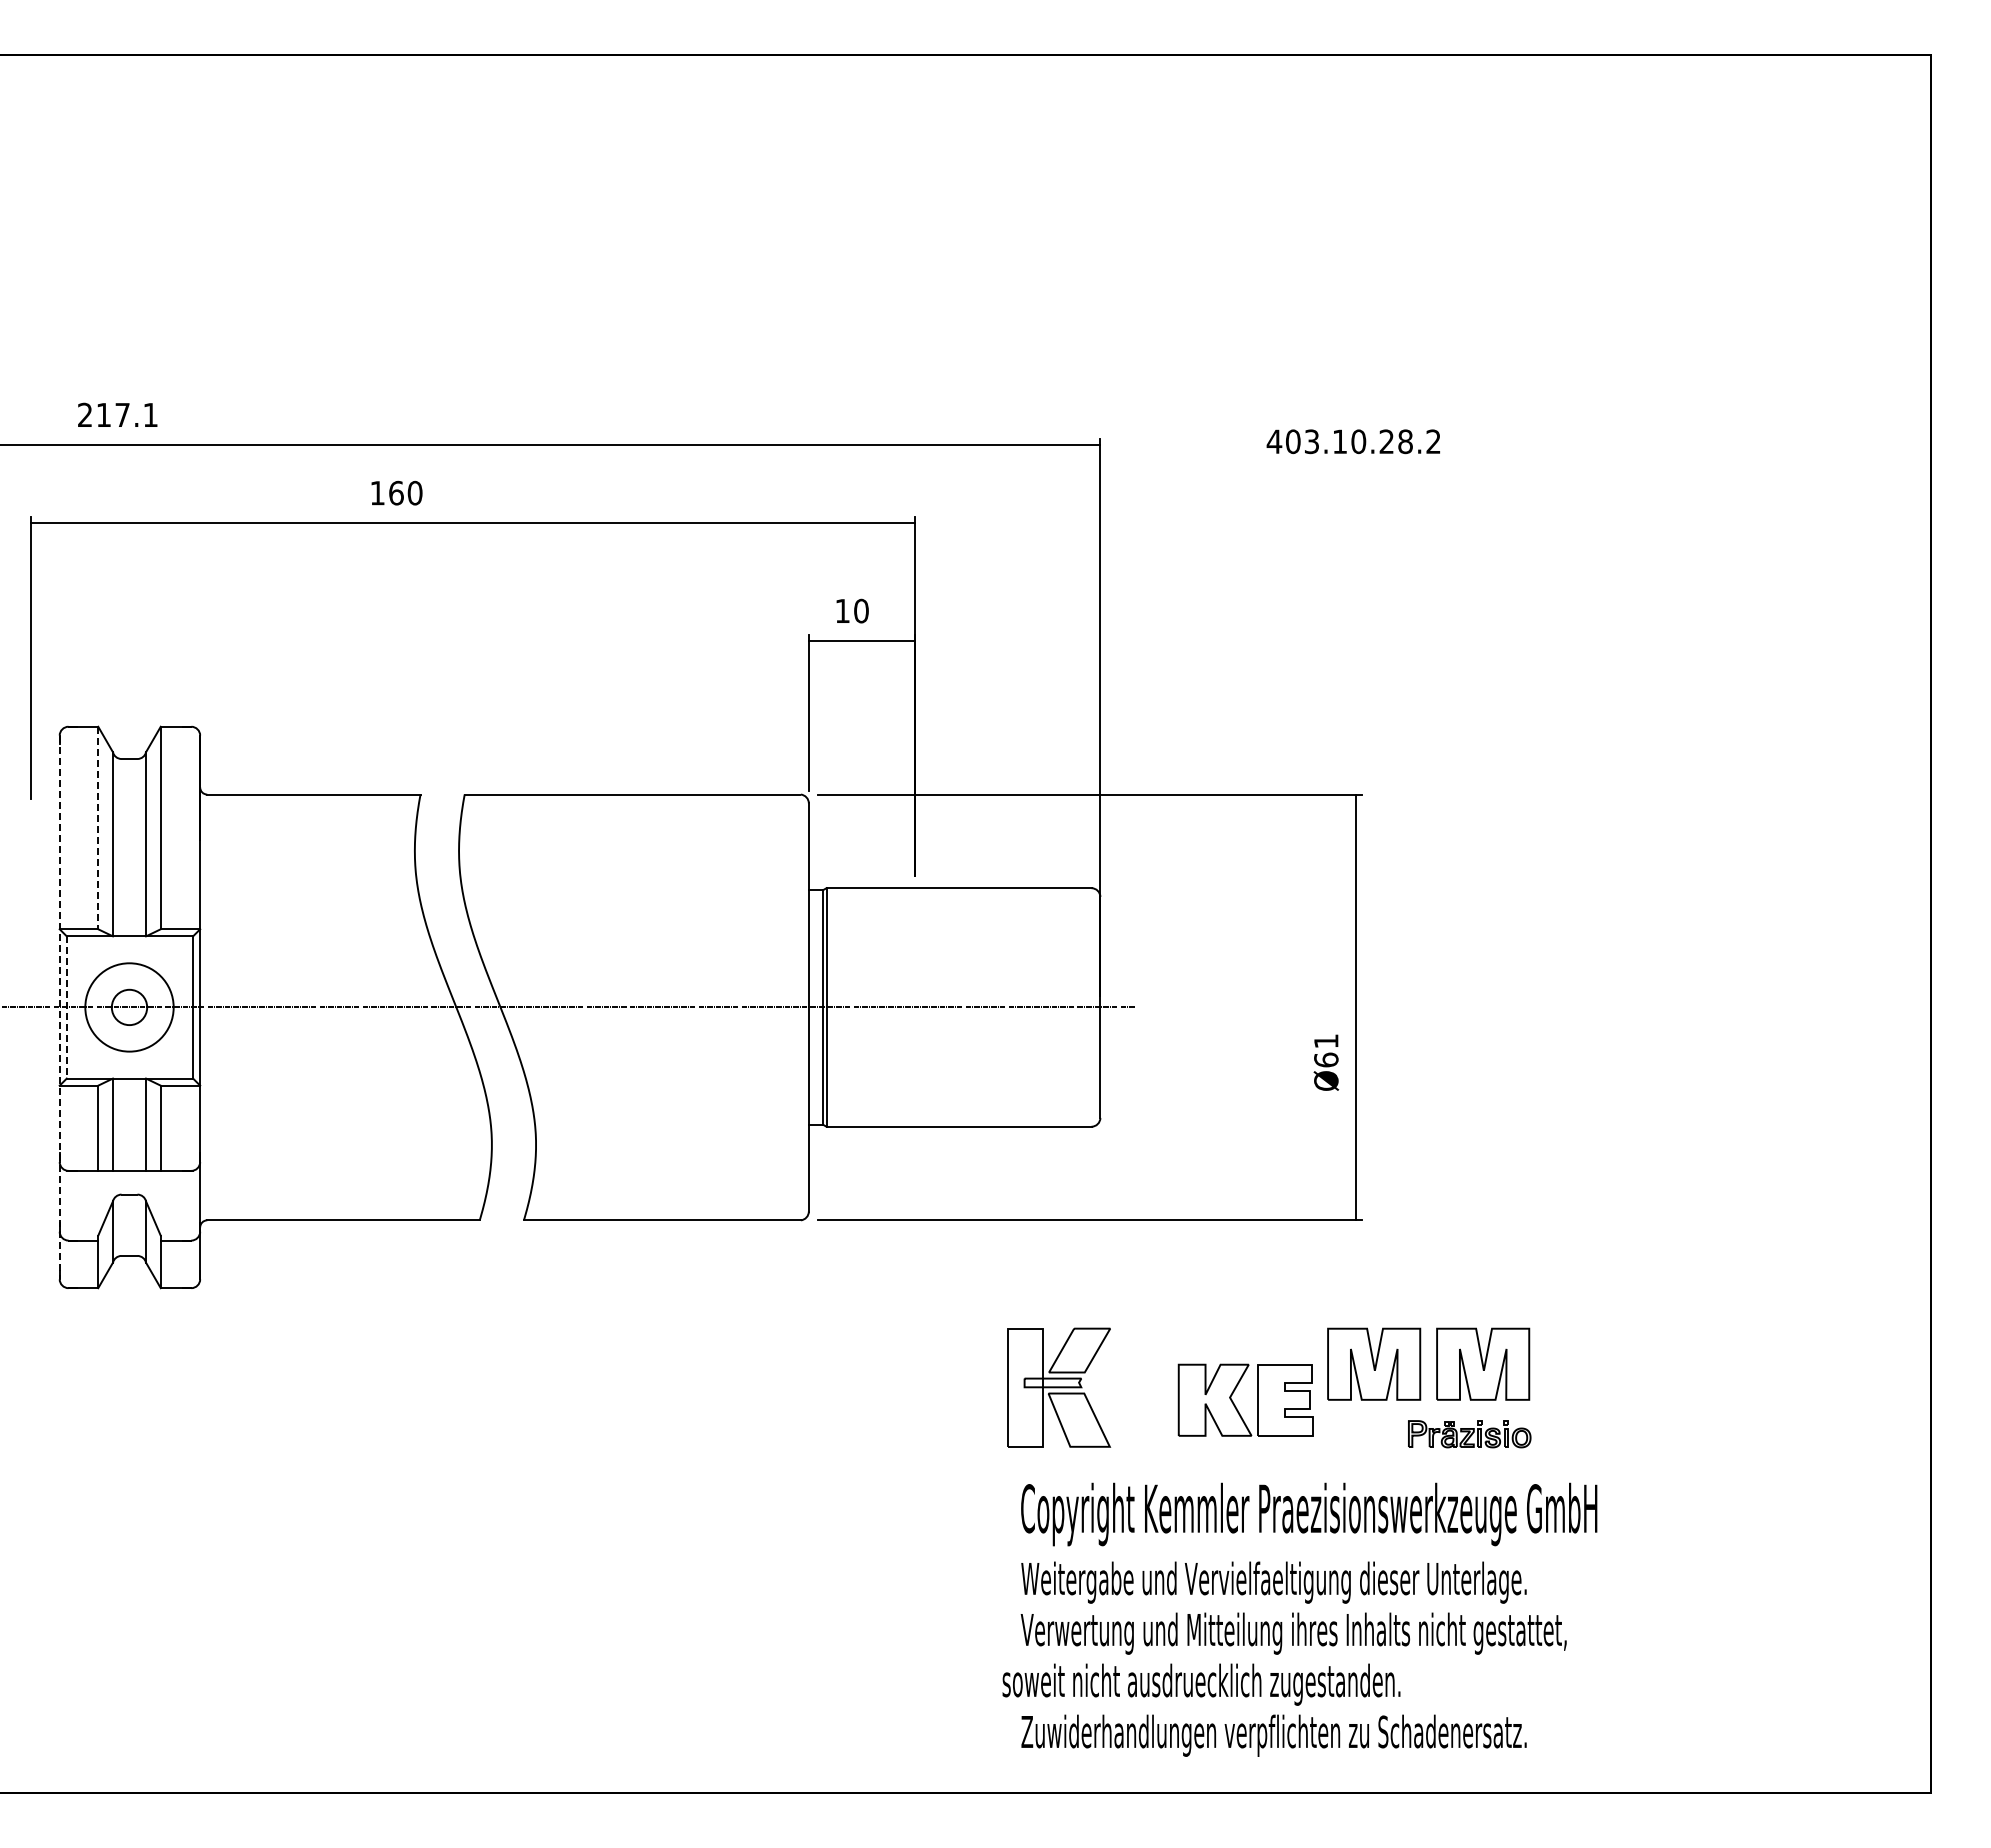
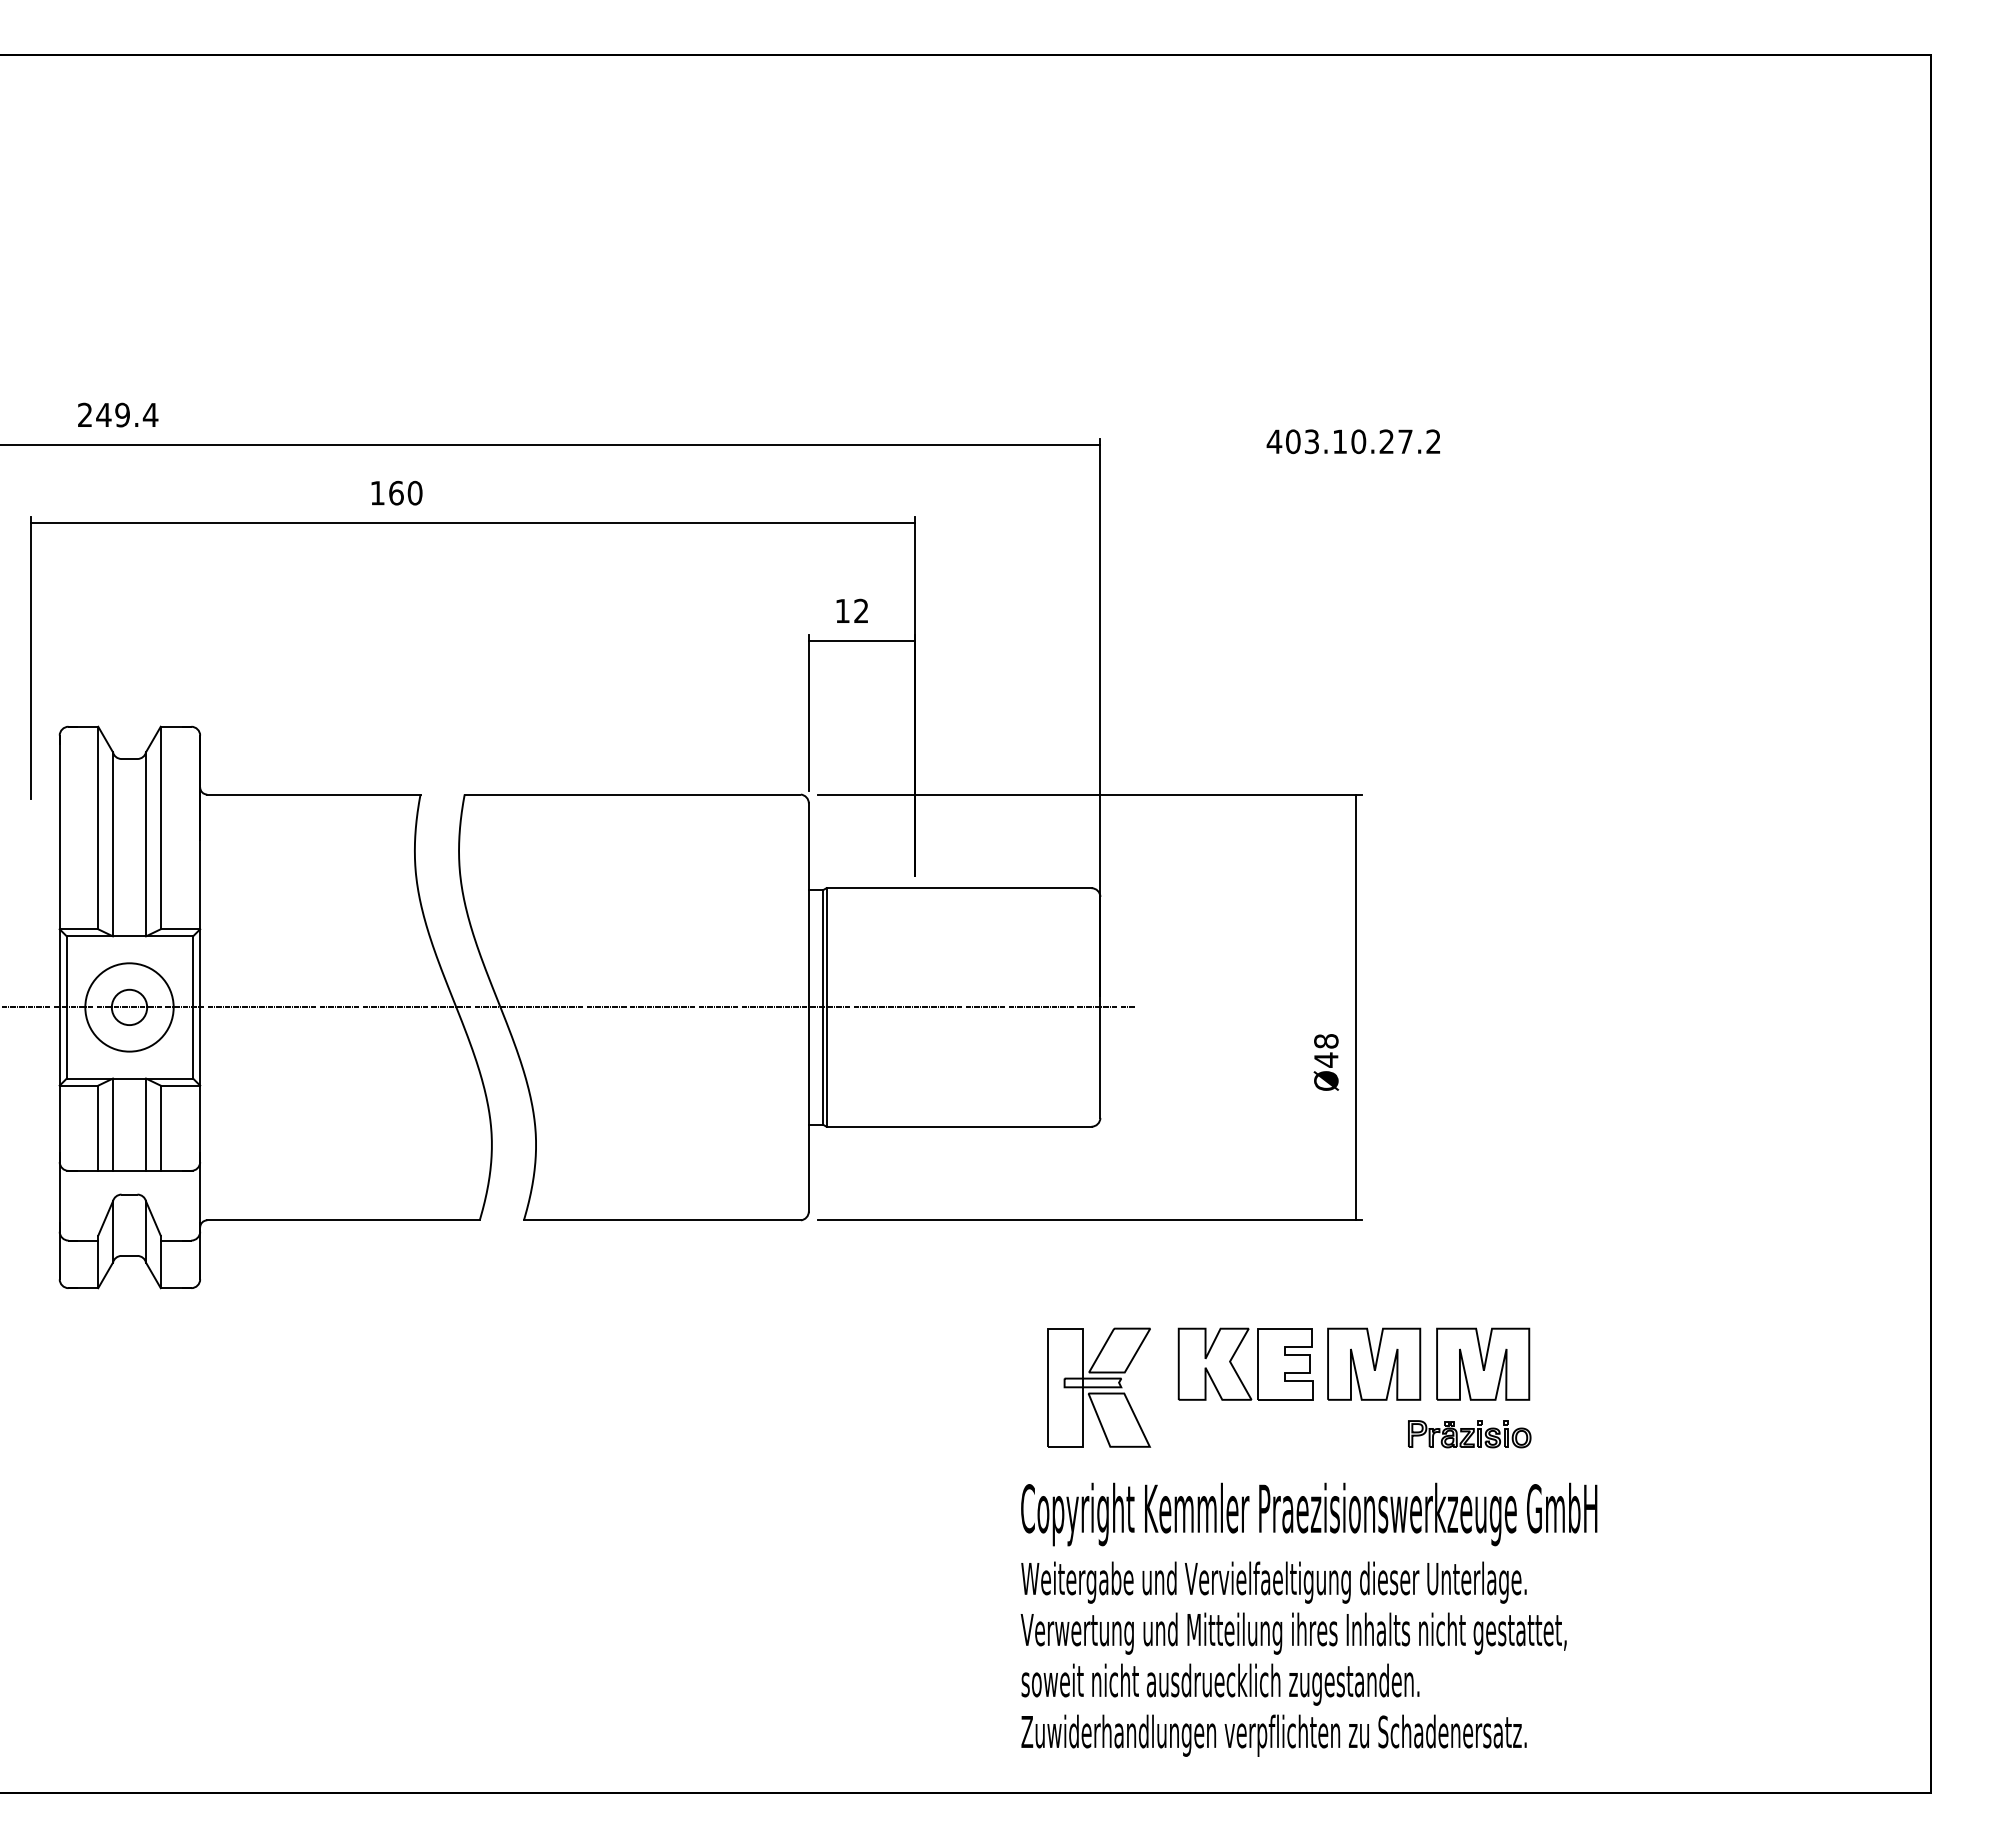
text: 217.1 -> 249.4 (127, 414)
text: 403.10.28.2 -> 403.10.27.2 (1405, 441)
text: 10 -> 12 (861, 610)
line: dashed -> solid (98, 828)
line: dashed -> solid (59, 1007)
line: dashed -> solid (66, 1007)
text: Ø61 -> Ø48 (1326, 1050)
part position: (1059, 1387) -> (1099, 1387) (1099, 1387)
part position: (1236, 1406) -> (1236, 1370) (1236, 1370)
text position: (1201, 1684) -> (1220, 1684) (1220, 1684)
